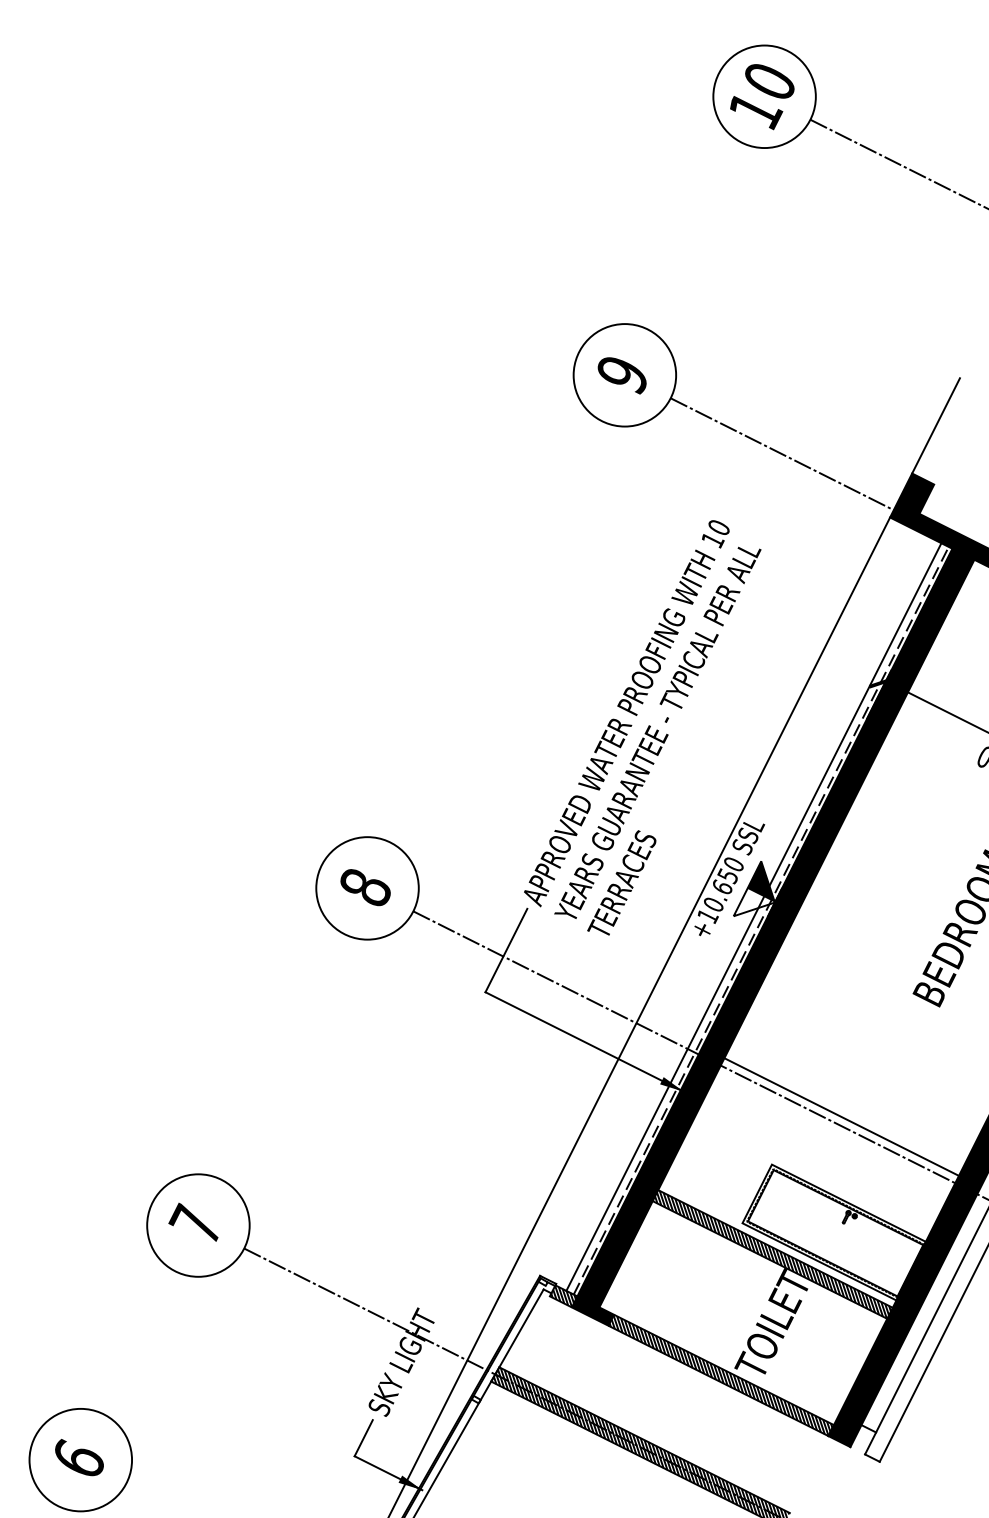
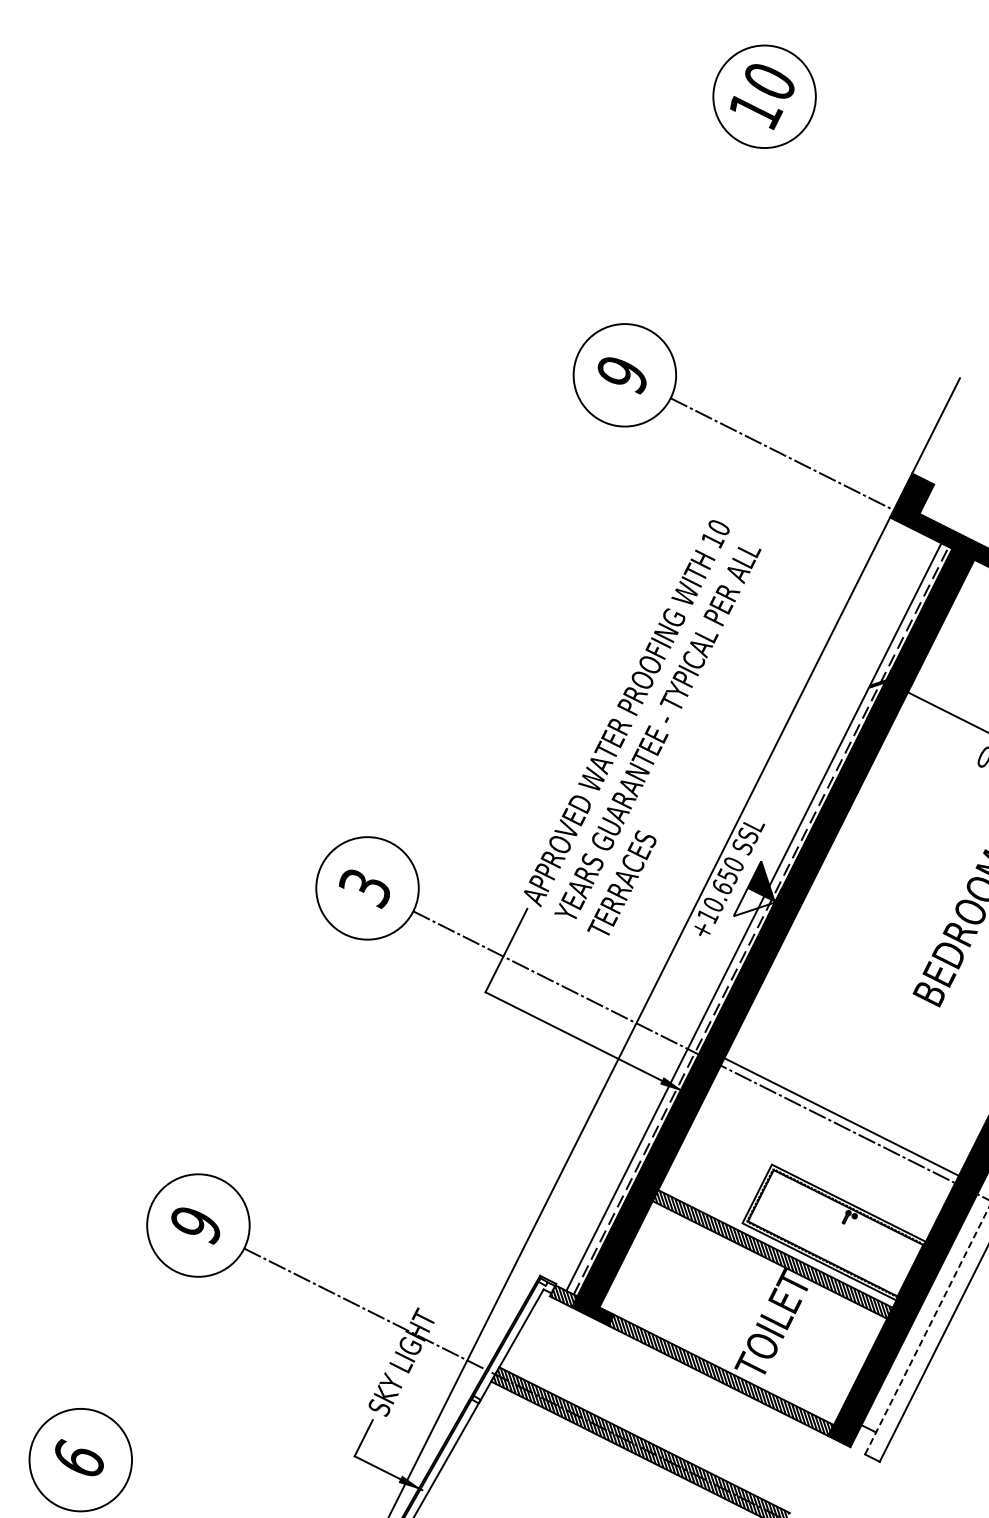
line: present -> none (897, 163)
text: 8 -> 3 (364, 888)
text: 7 -> 9 (194, 1223)
line: solid -> dashed (926, 1331)
